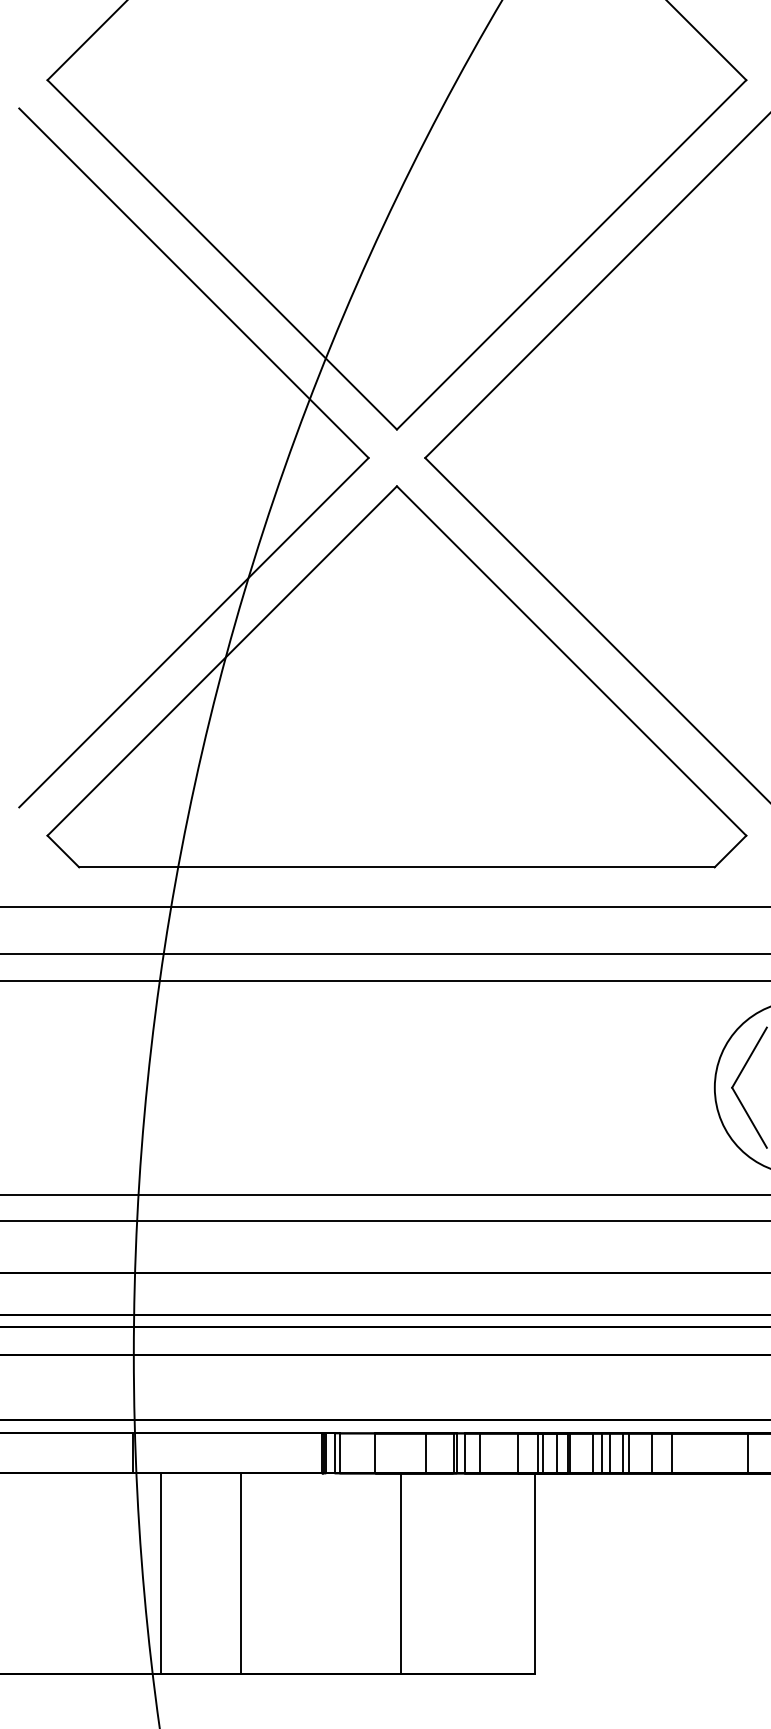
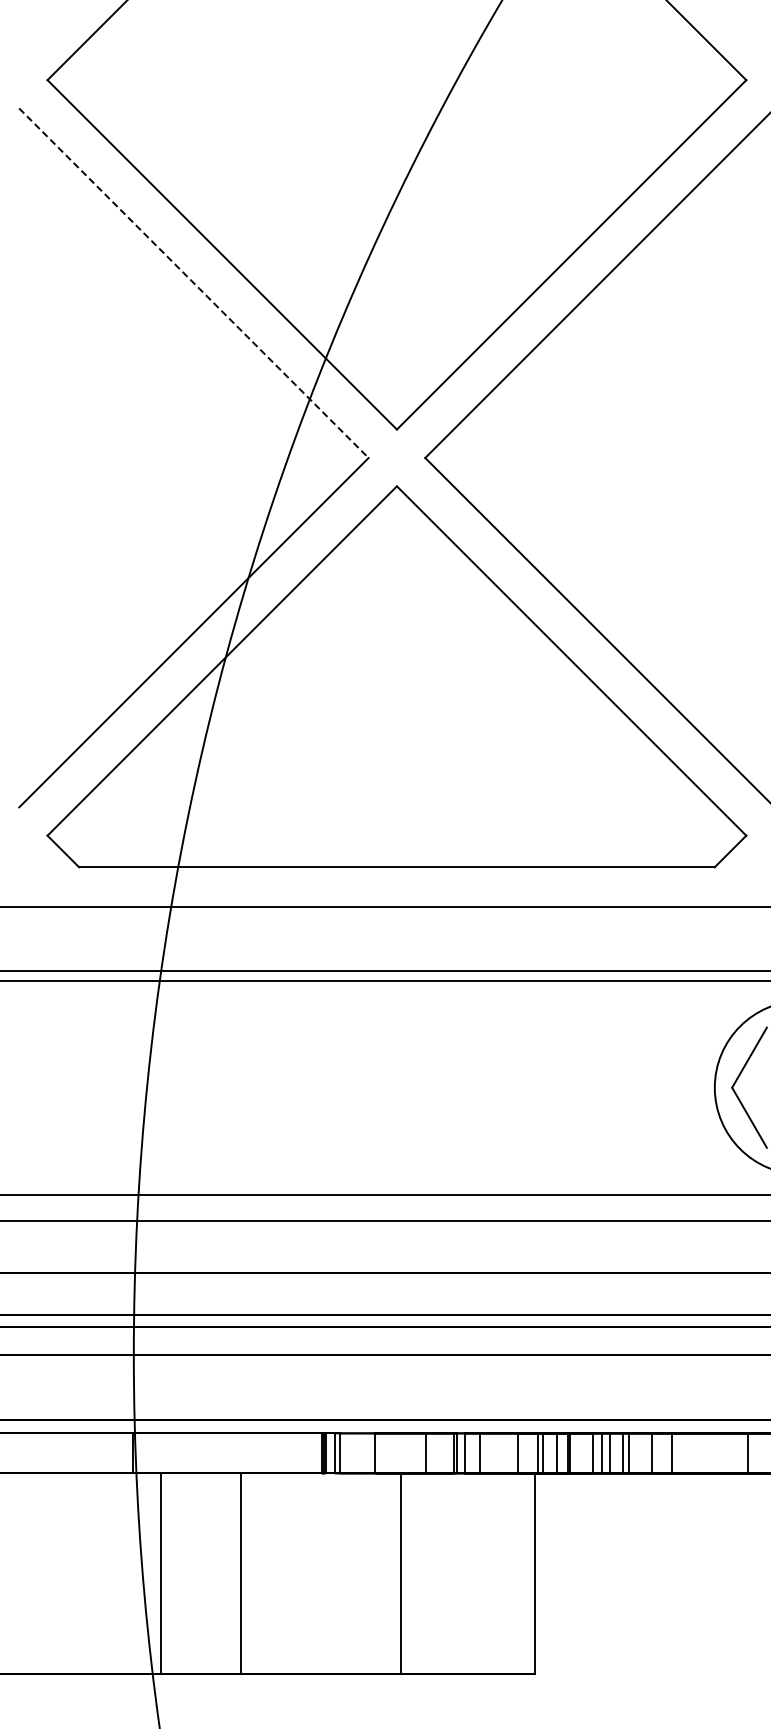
line: solid -> dashed (194, 283)
line position: (384, 954) -> (384, 971) (384, 971)
